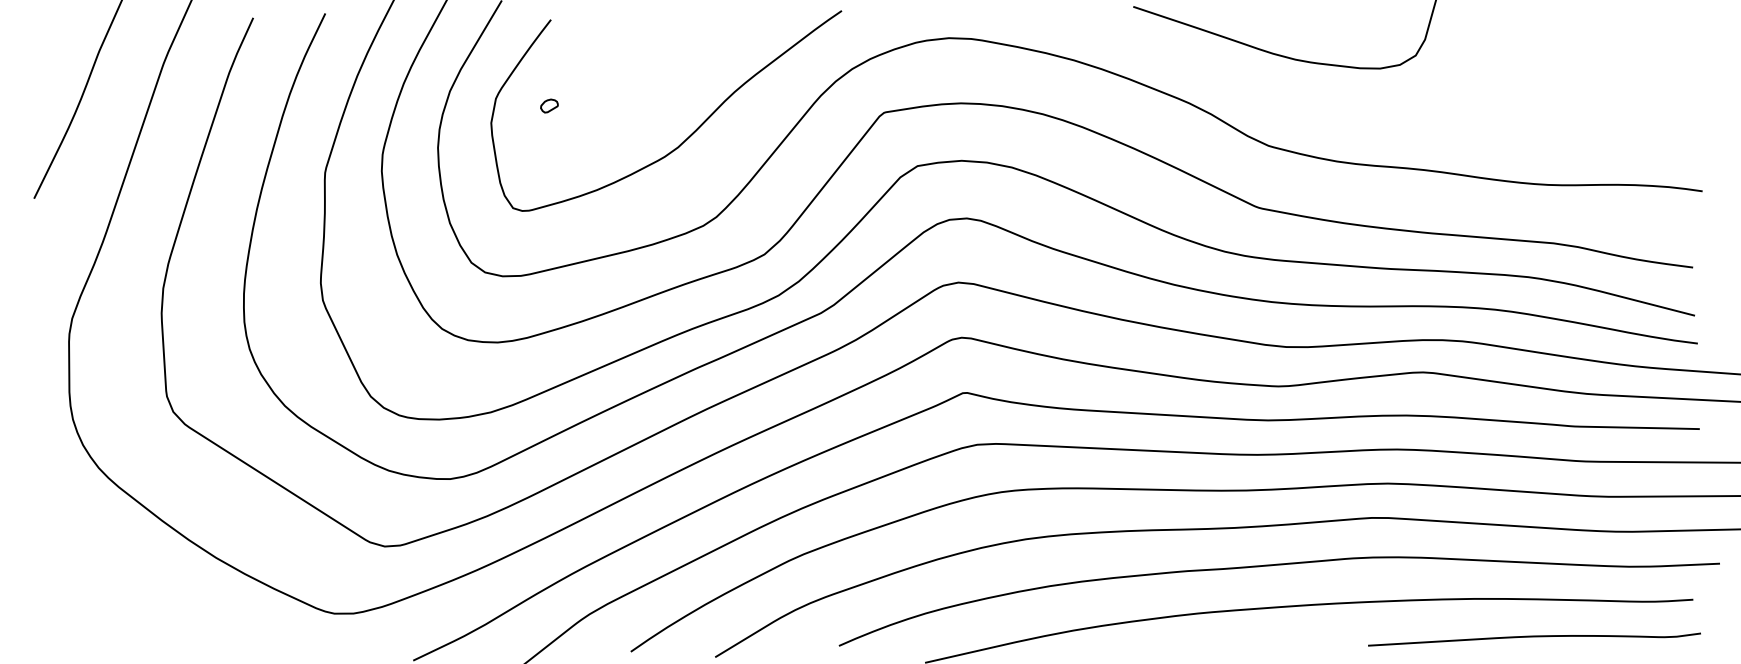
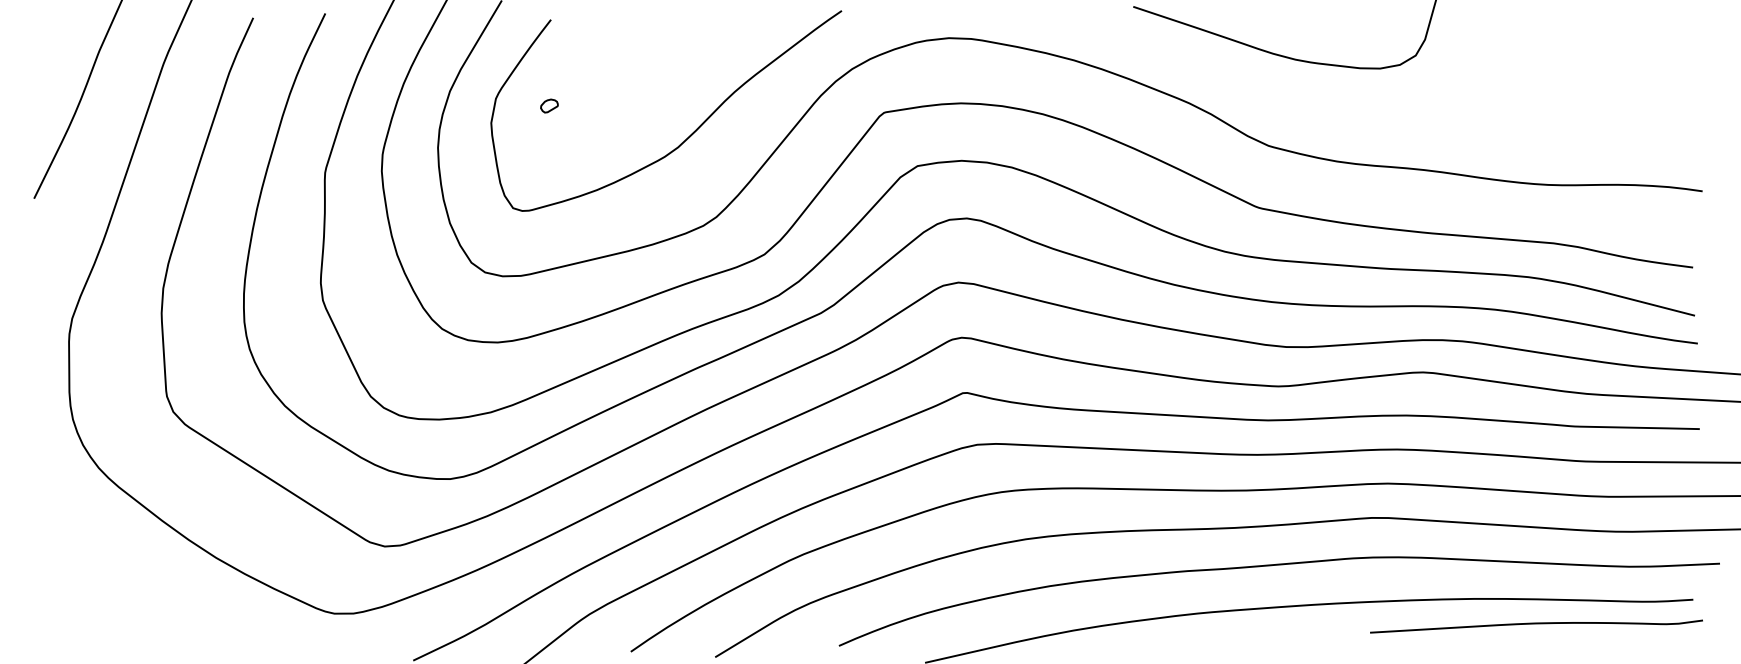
curve position: (1534, 637) -> (1536, 624) (1536, 624)
